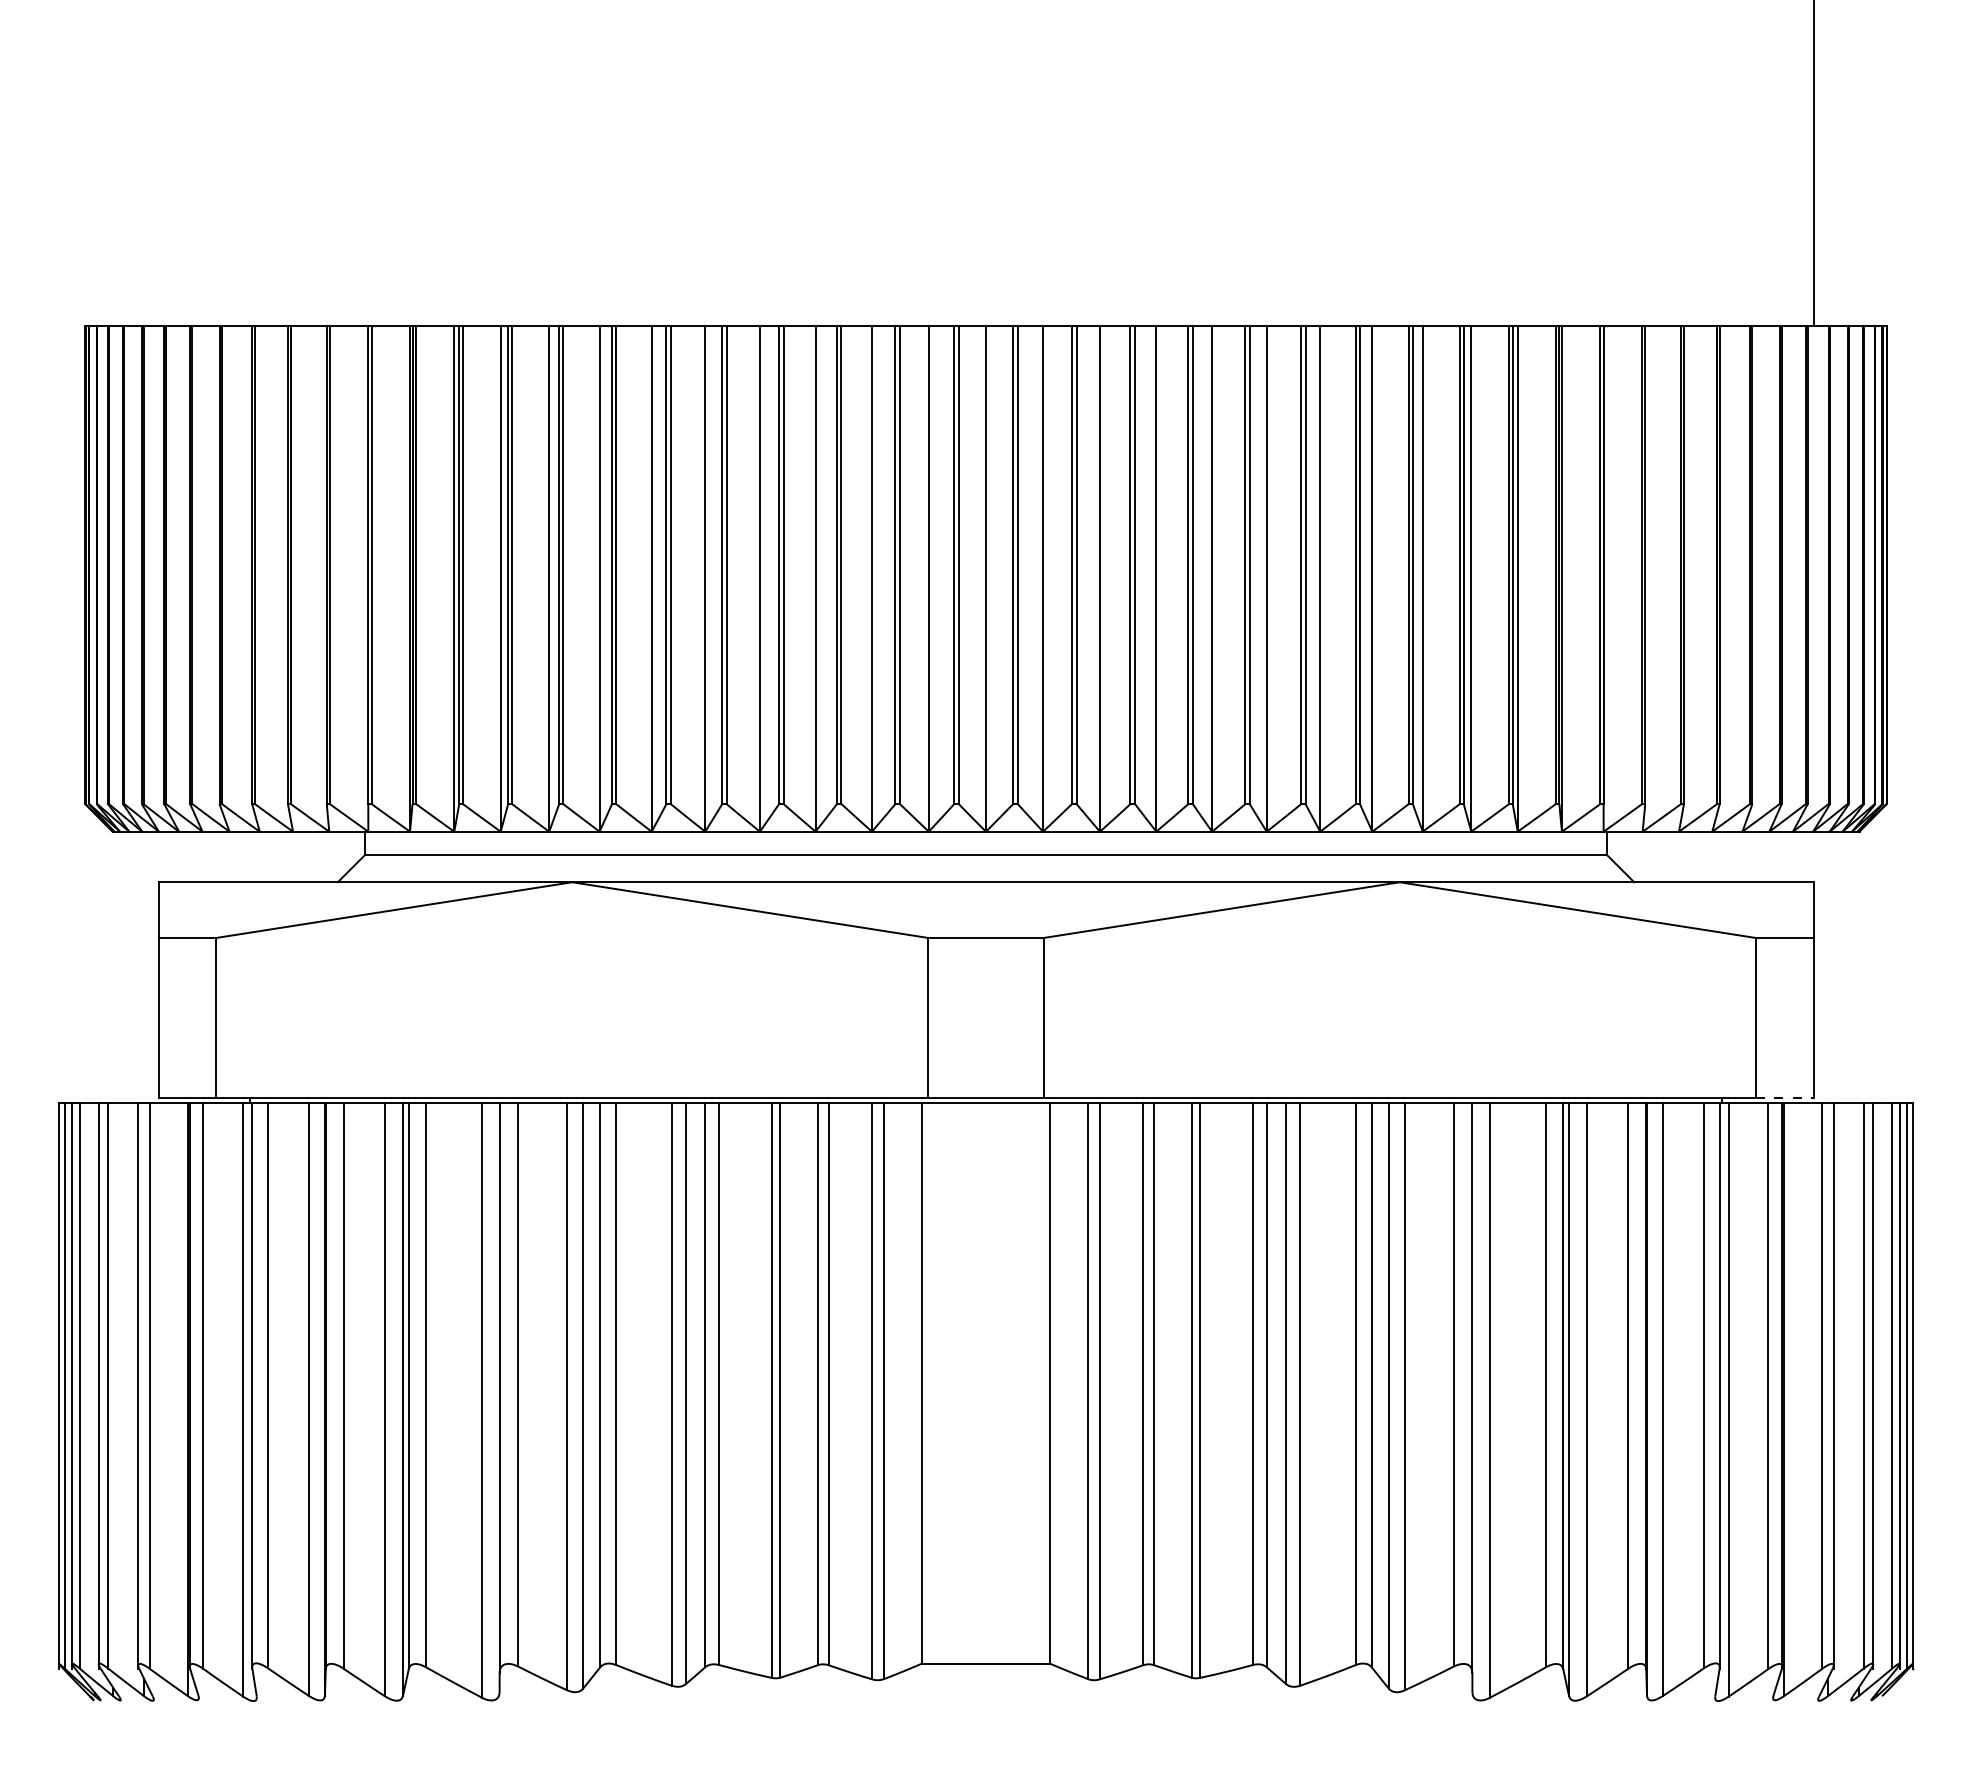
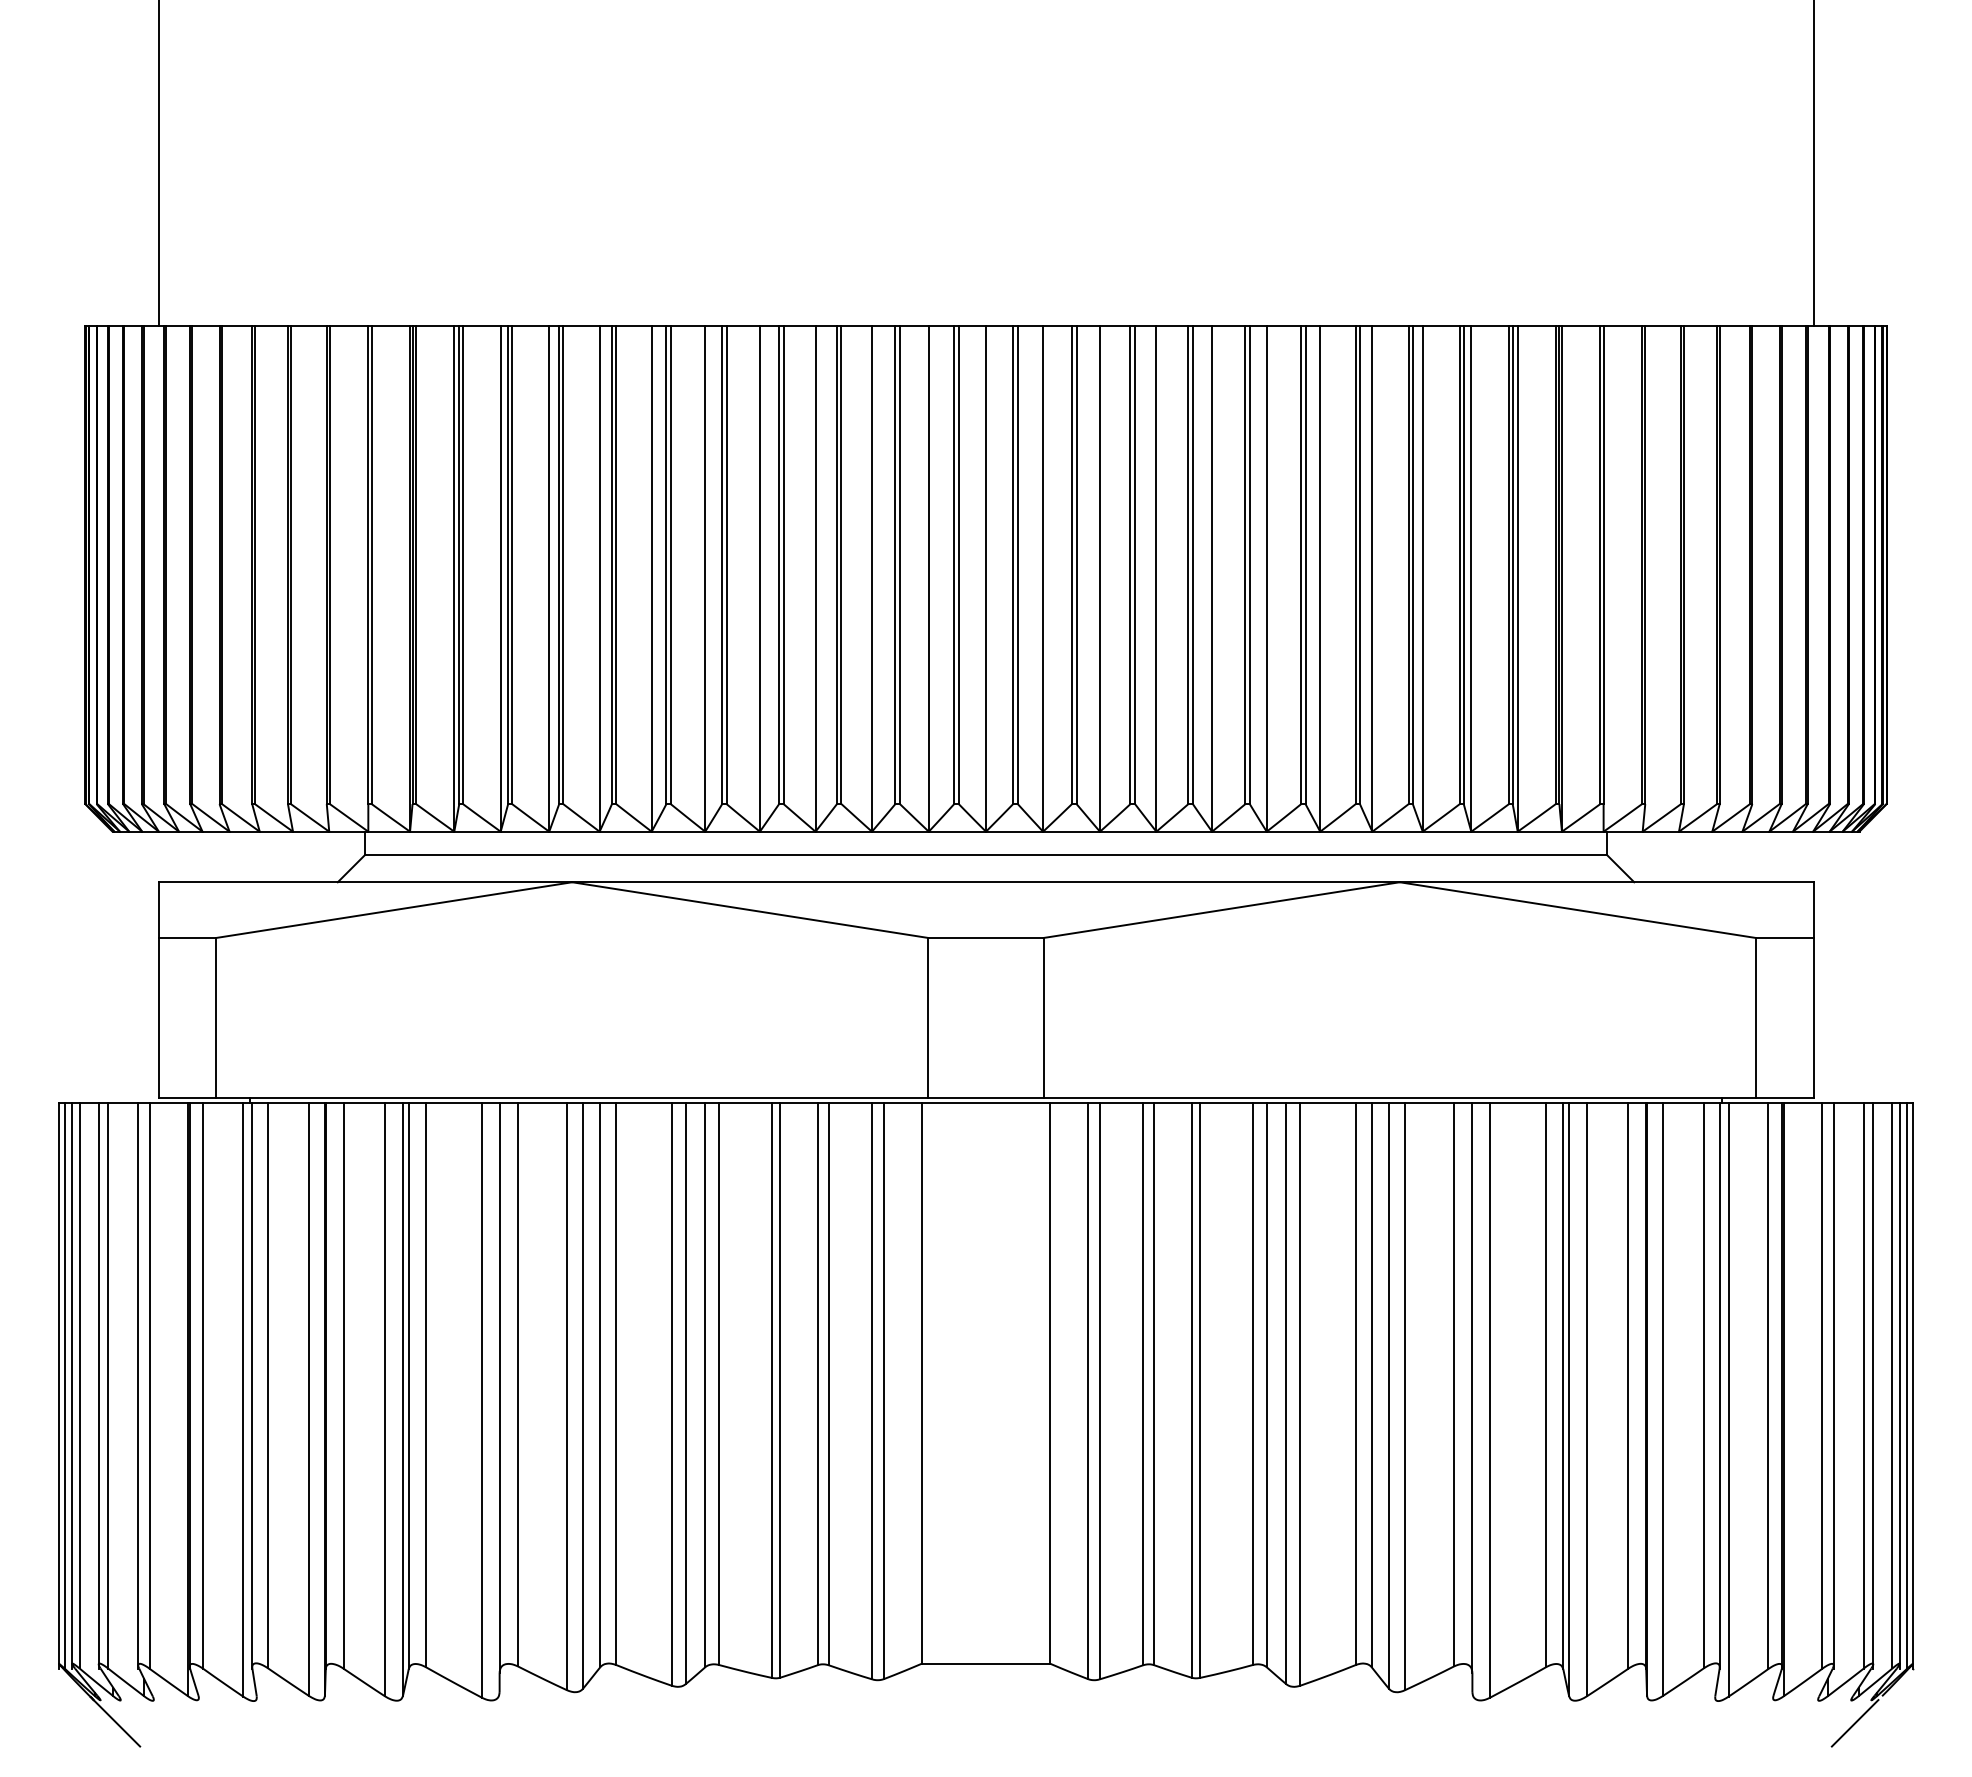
line: none -> present (158, 163)
line: dashed -> solid (1784, 1098)
line: none -> present (117, 1723)
line: none -> present (1854, 1723)
